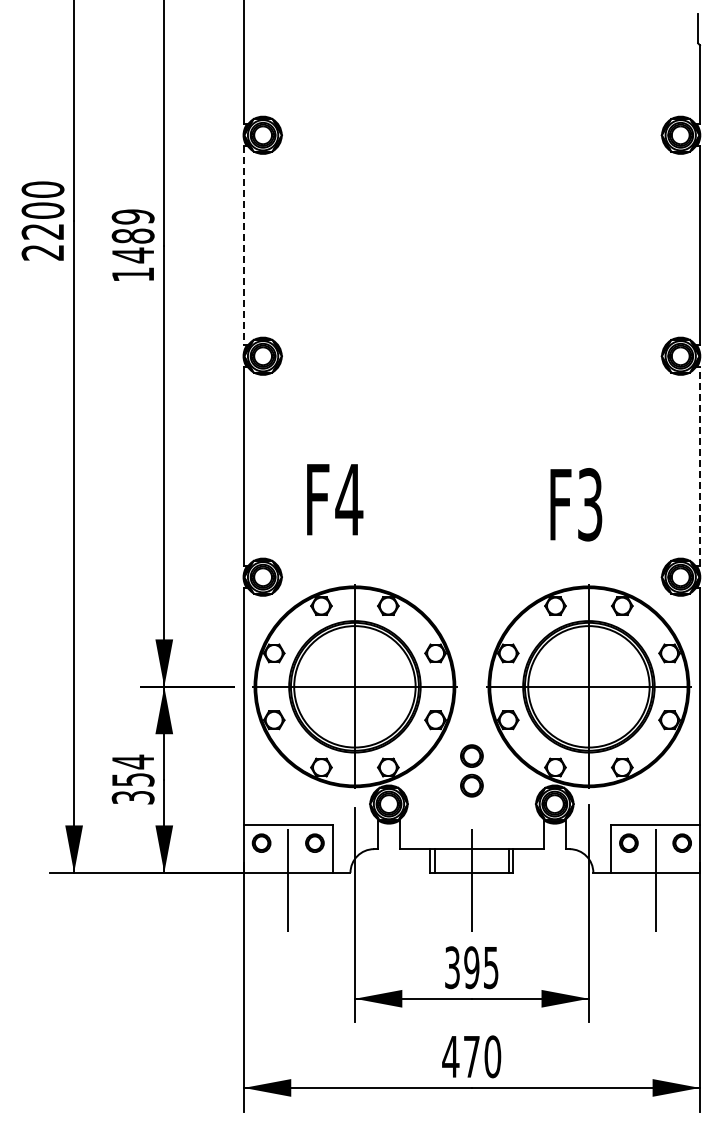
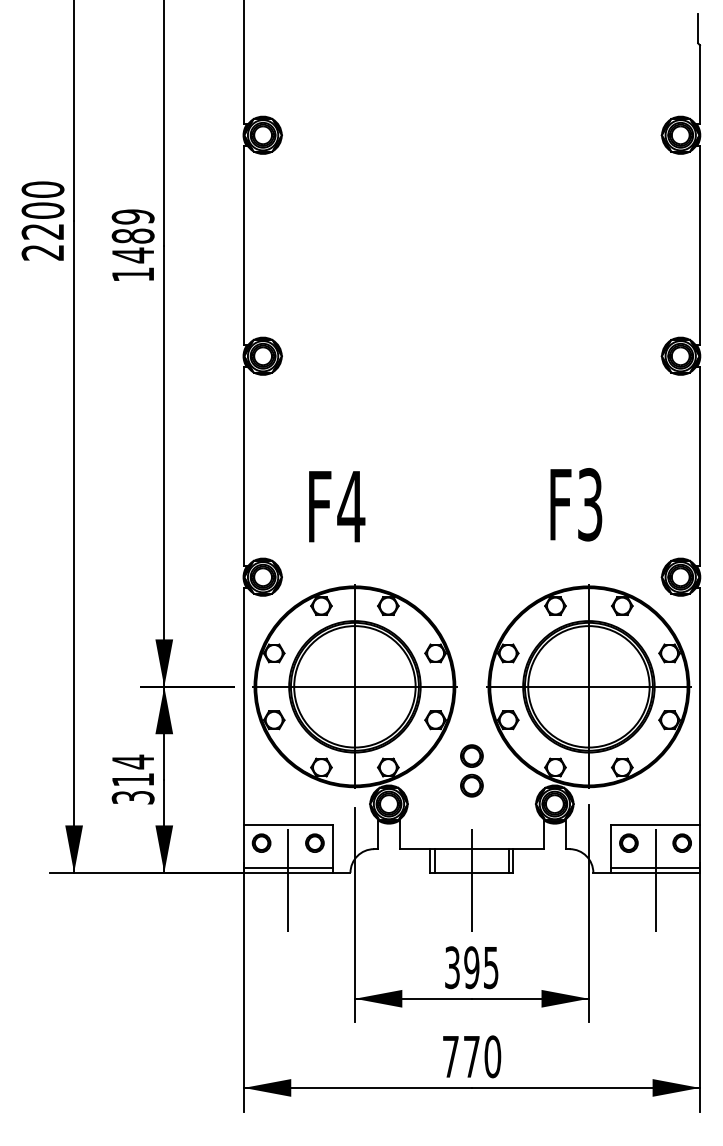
line: dashed -> solid (243, 245)
line: dashed -> solid (700, 466)
text position: (335, 499) -> (337, 506) (337, 506)
text: 354 -> 314 (133, 779)
line: none -> present (287, 868)
line: none -> present (655, 868)
text: 470 -> 770 (450, 1056)
